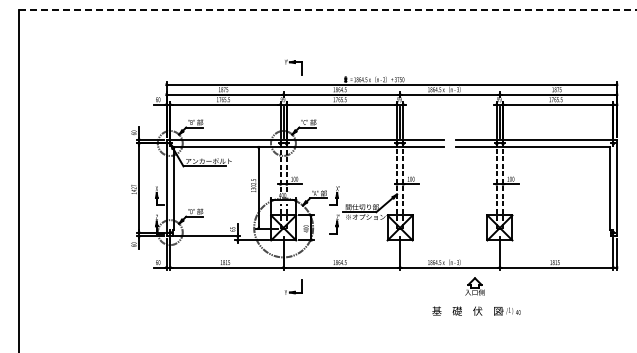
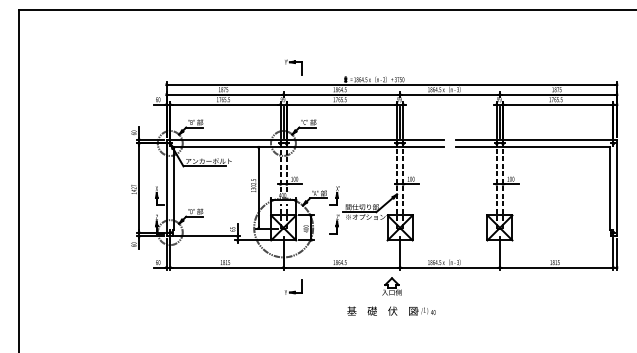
line: dashed -> solid (327, 10)
part position: (474, 286) -> (391, 286) (391, 286)
text position: (476, 310) -> (391, 310) (391, 310)
